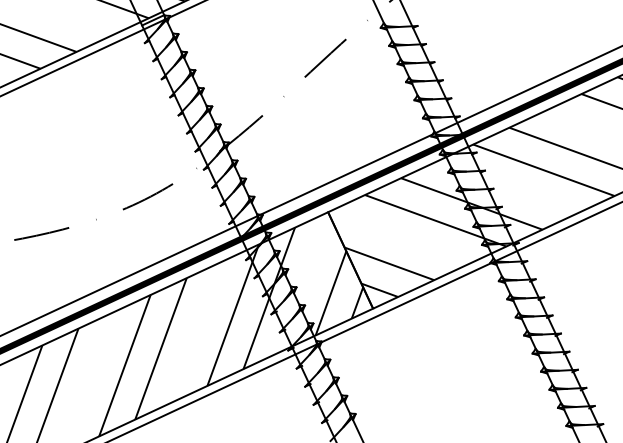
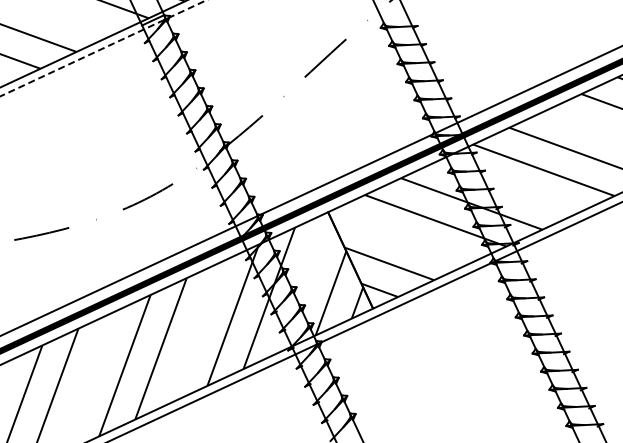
line: solid -> dashed (103, 48)
